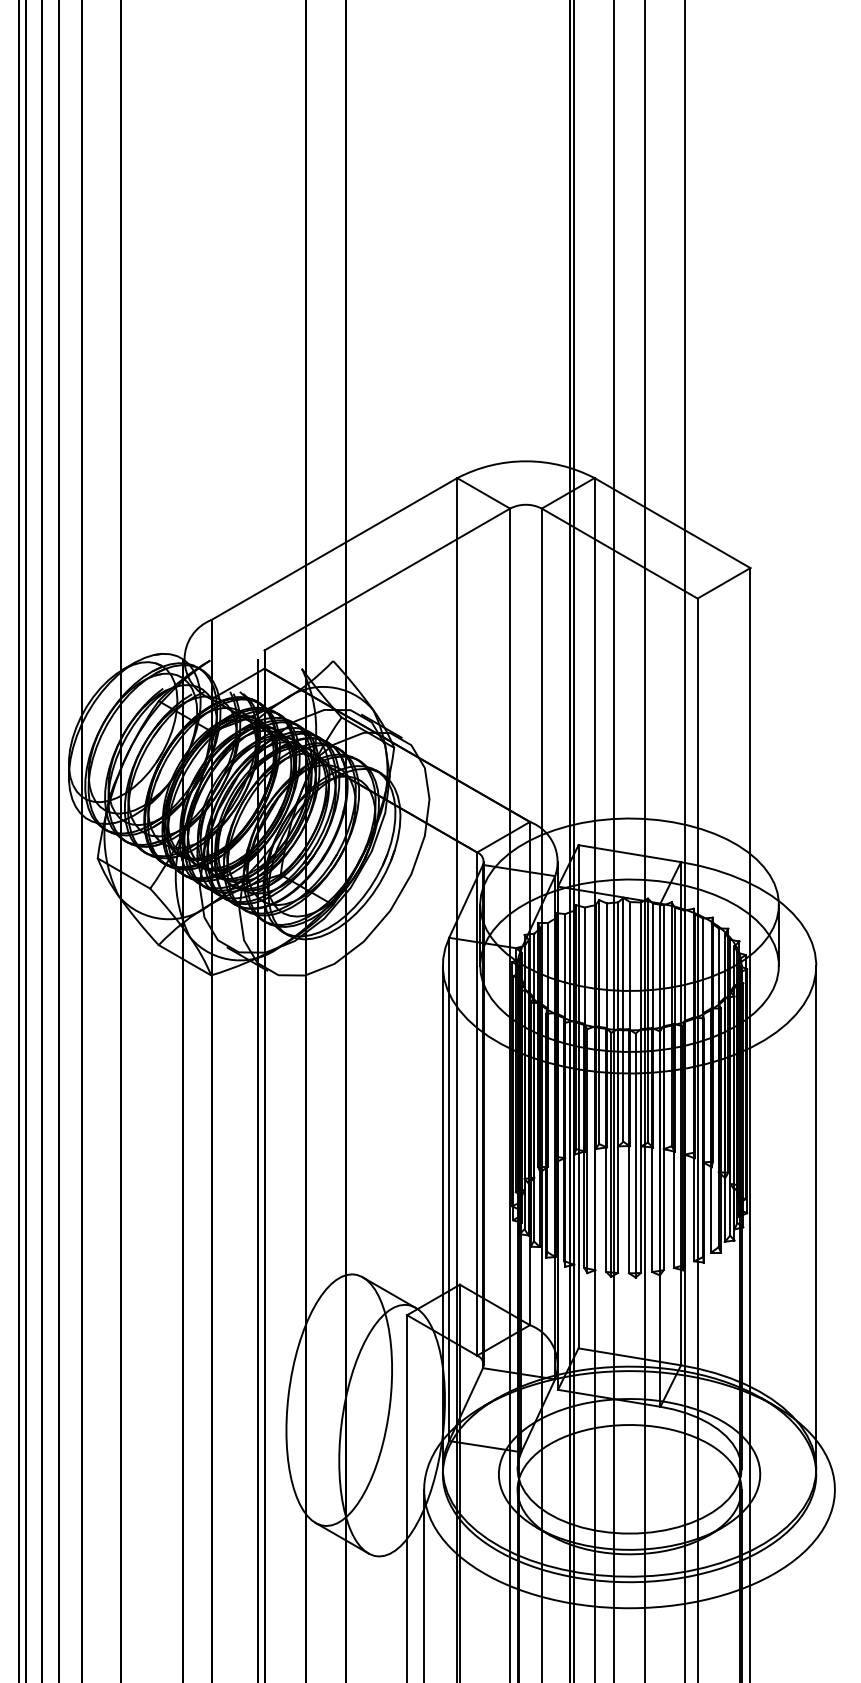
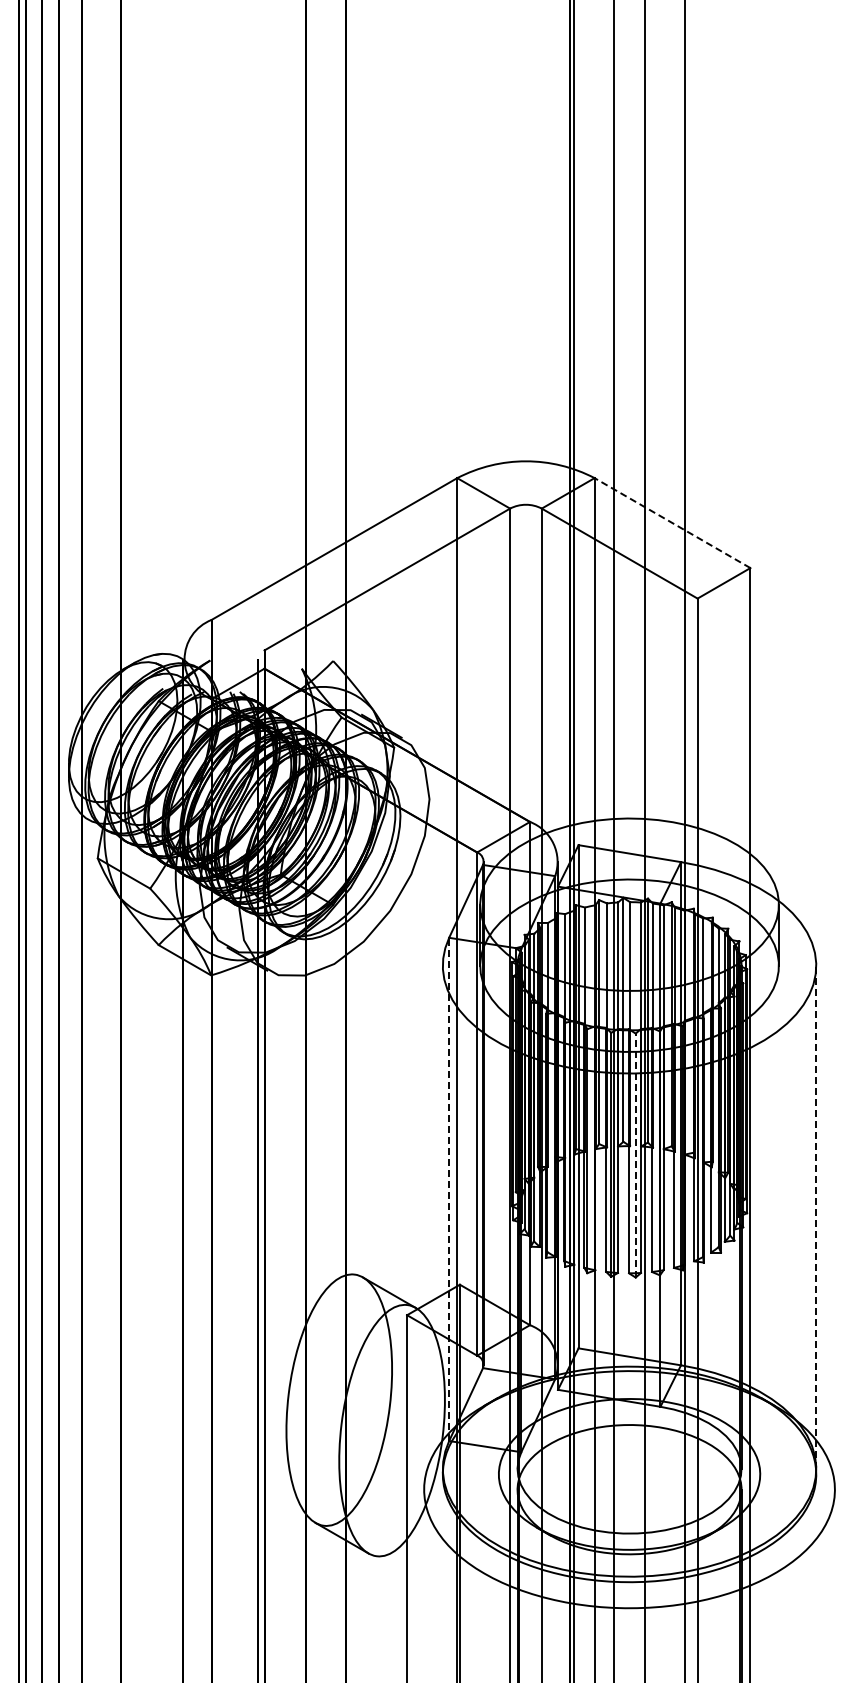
line: solid -> dashed (672, 523)
line: solid -> dashed (635, 1155)
line: solid -> dashed (449, 1189)
line: present -> none (442, 1216)
line: solid -> dashed (816, 1217)
line: present -> none (424, 1584)
